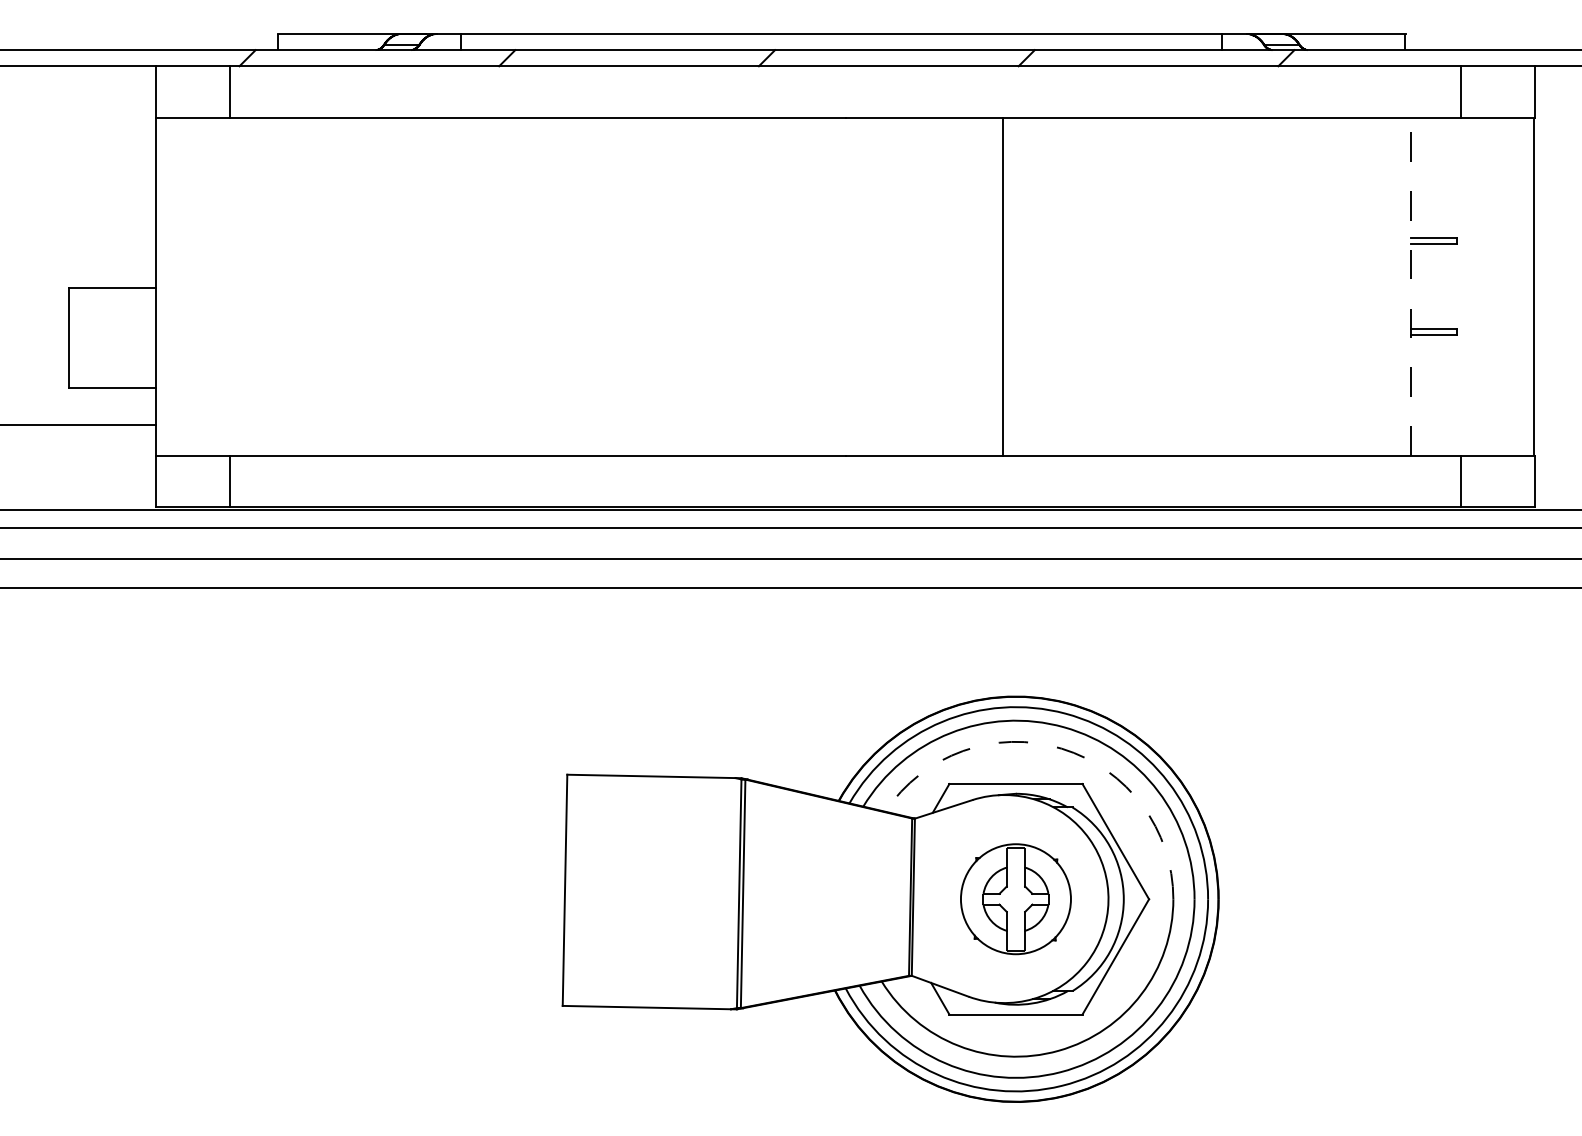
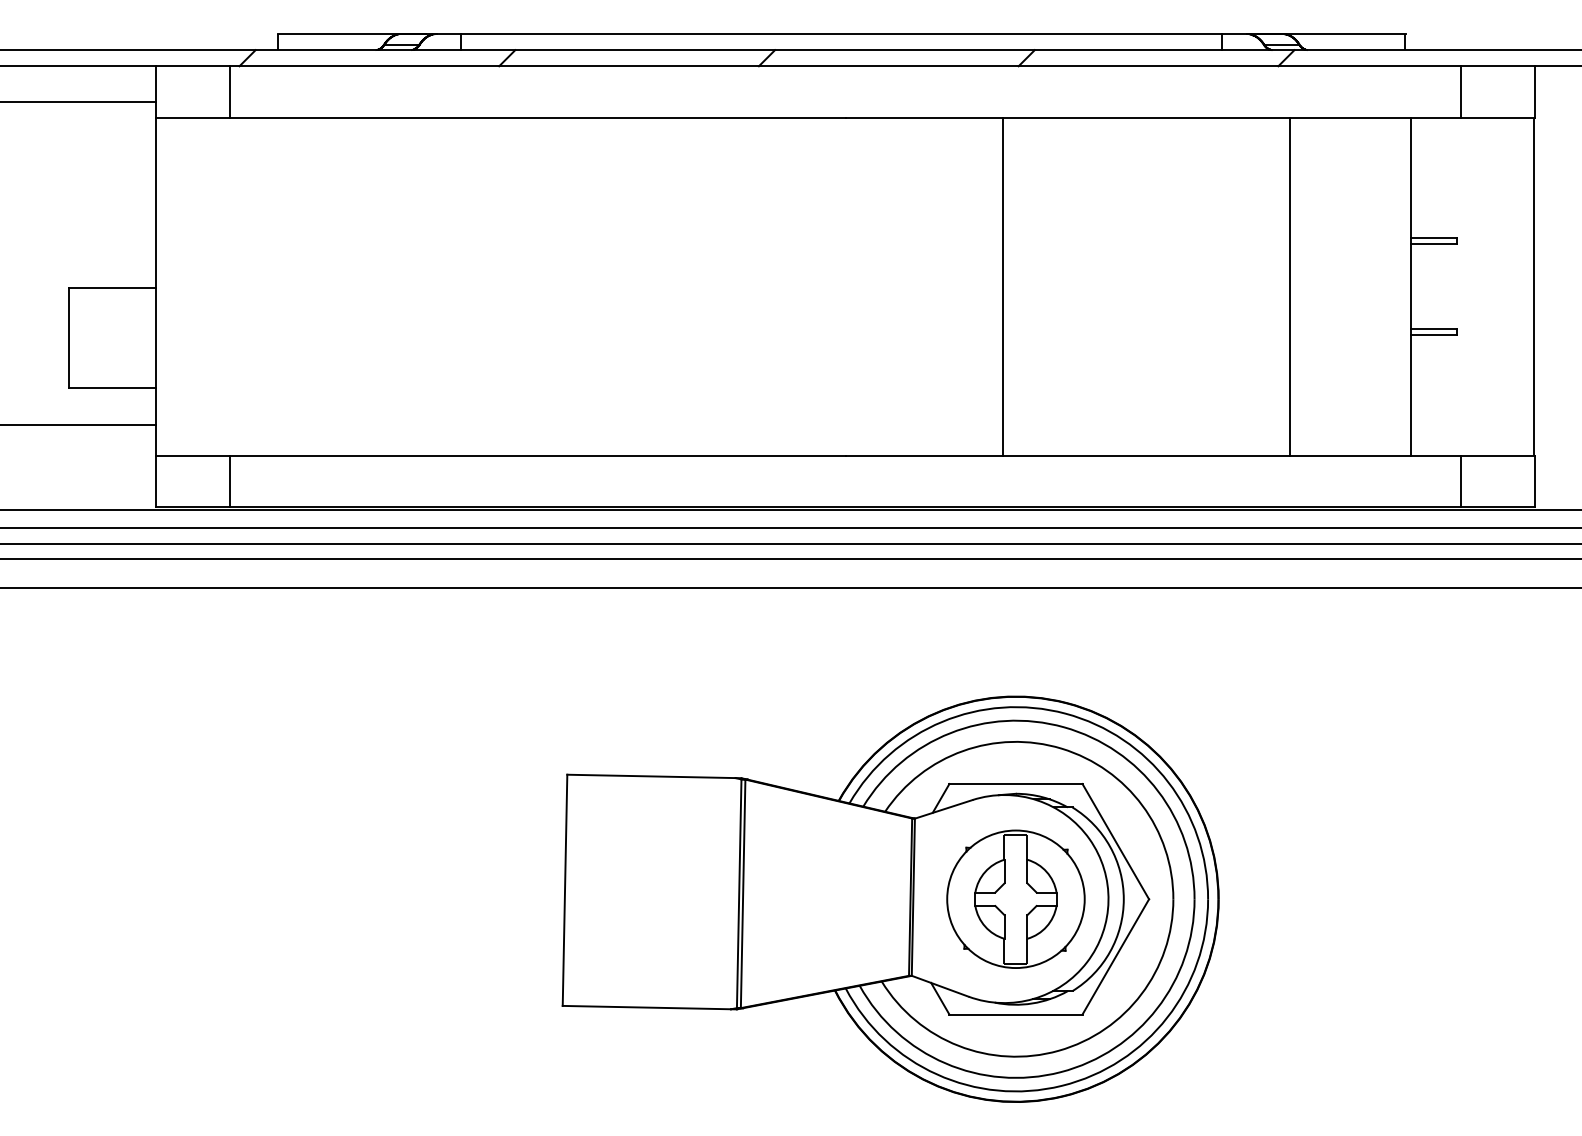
line: none -> present (79, 101)
line: none -> present (1290, 286)
line: dashed -> solid (1411, 286)
line: none -> present (790, 543)
arc: dashed -> solid (1061, 748)
part size: 112x113 px -> 140x140 px (1015, 898)
